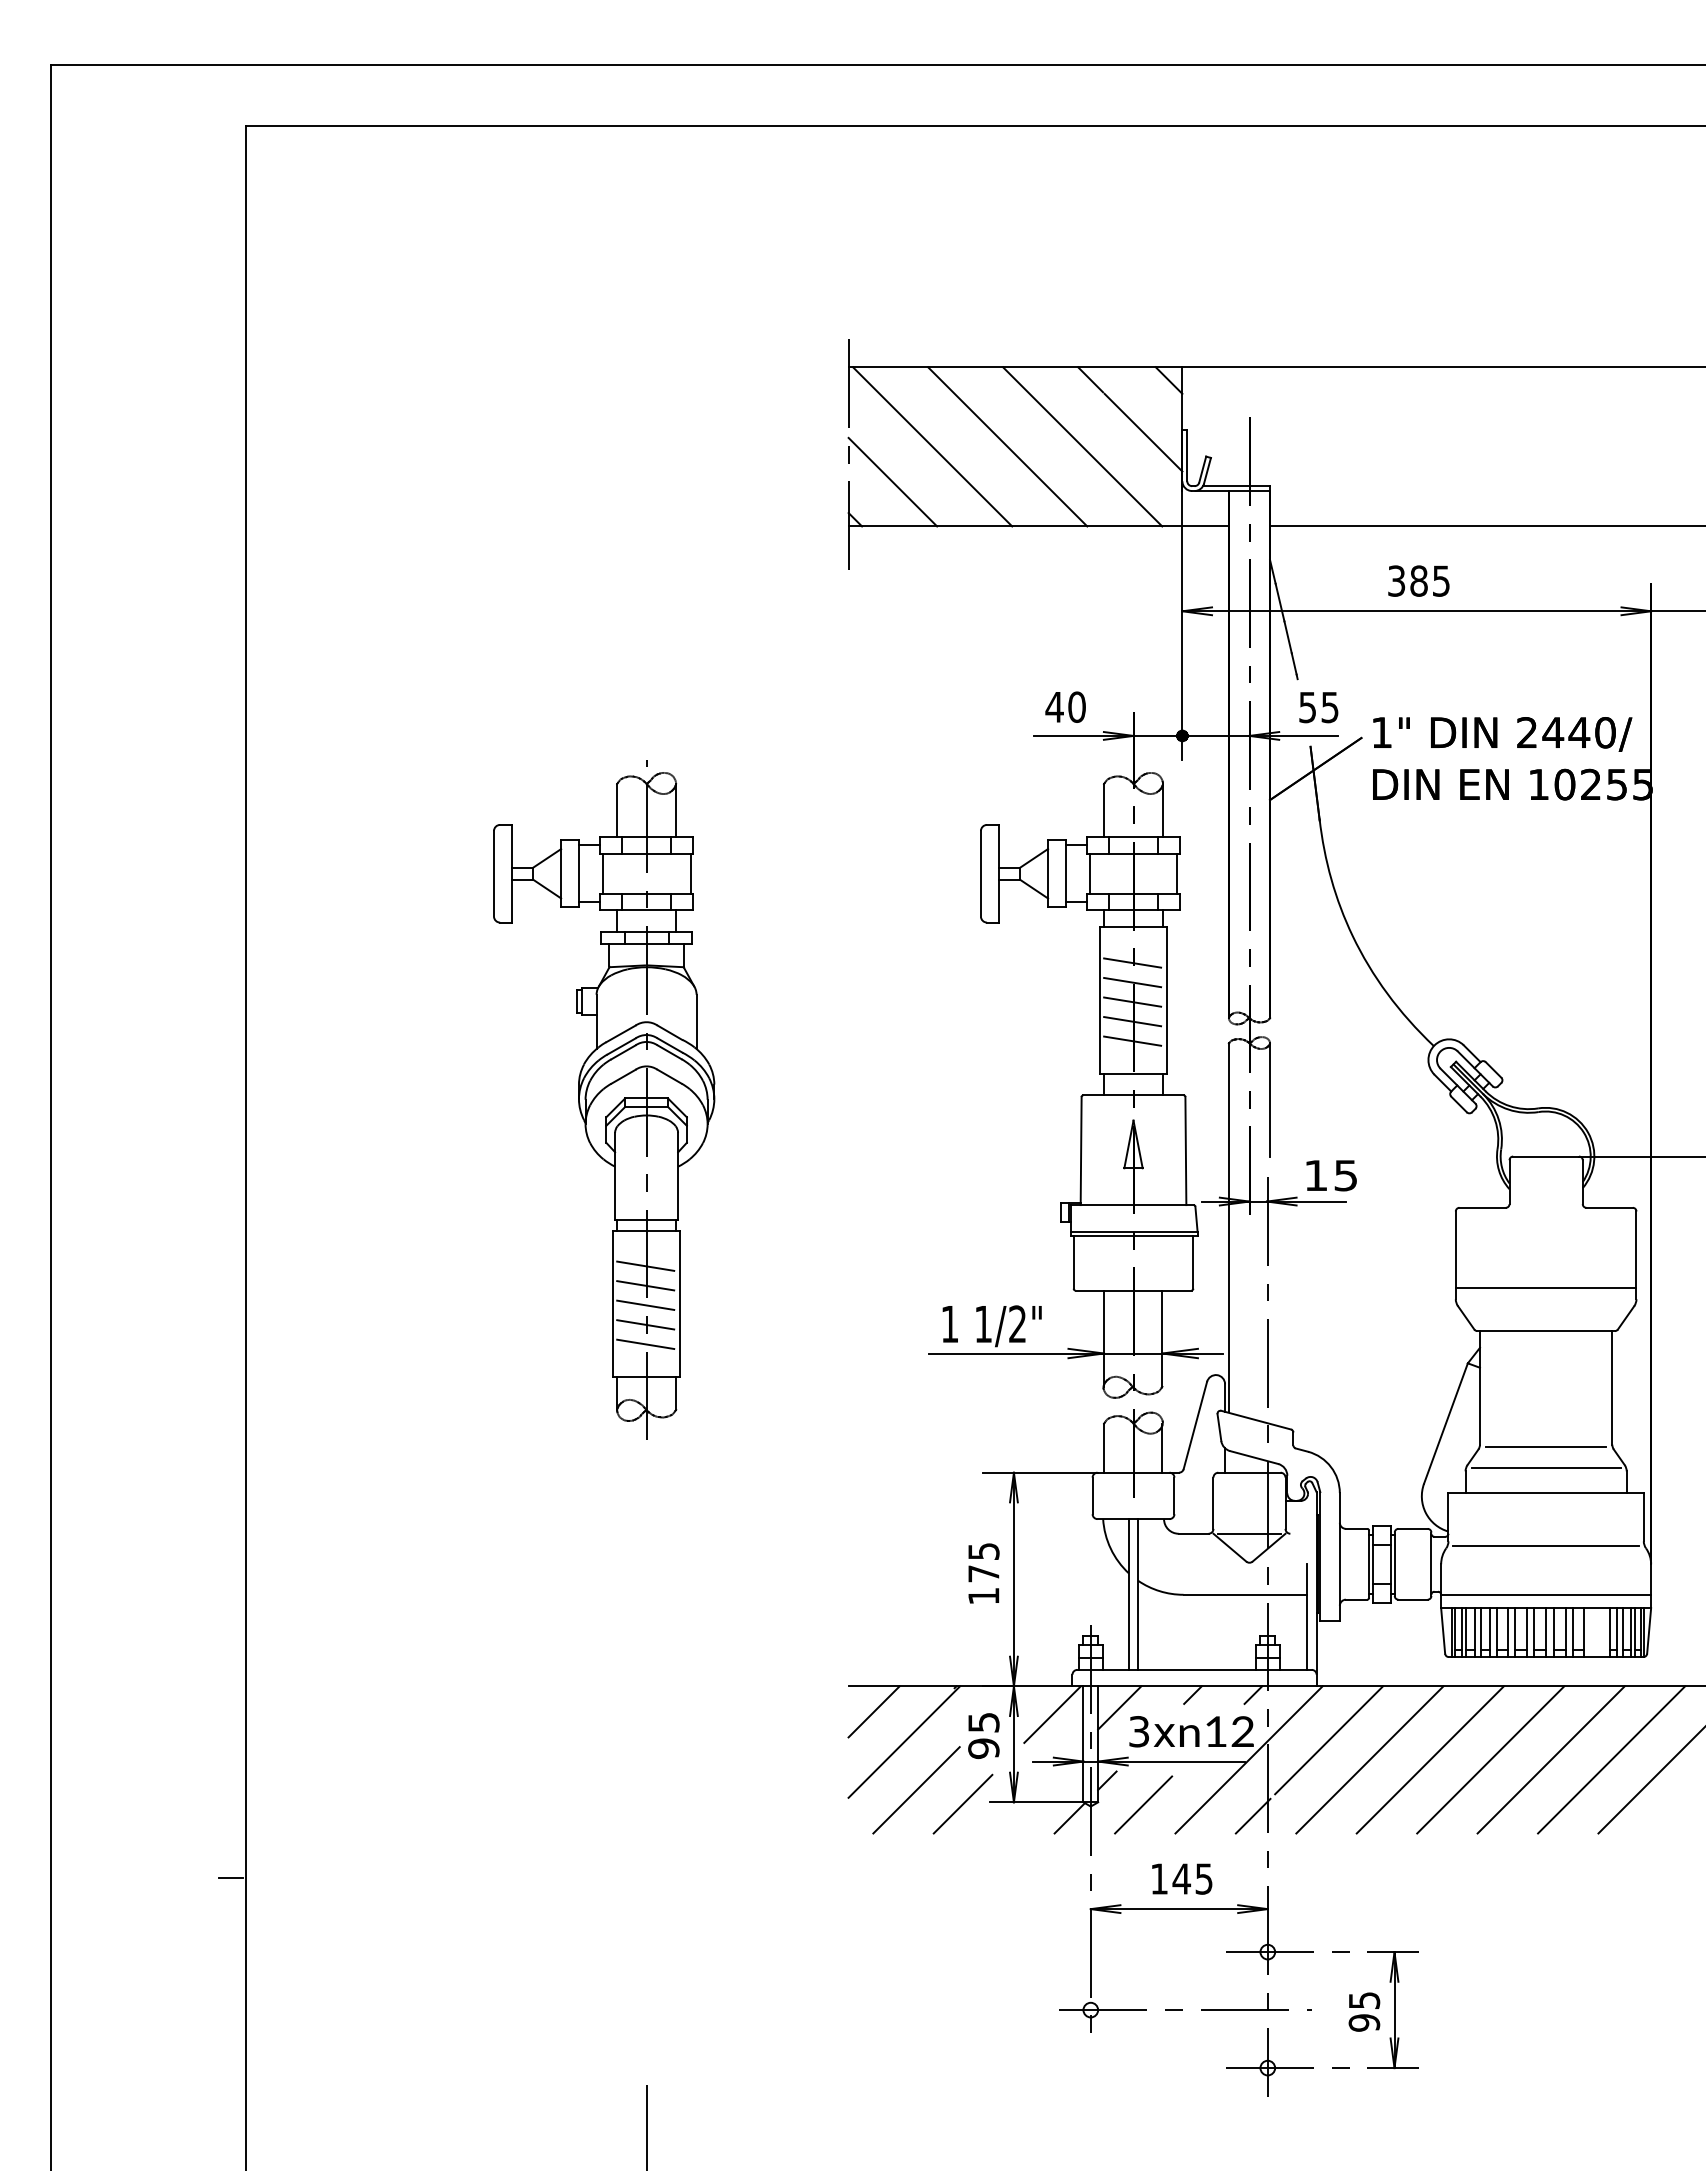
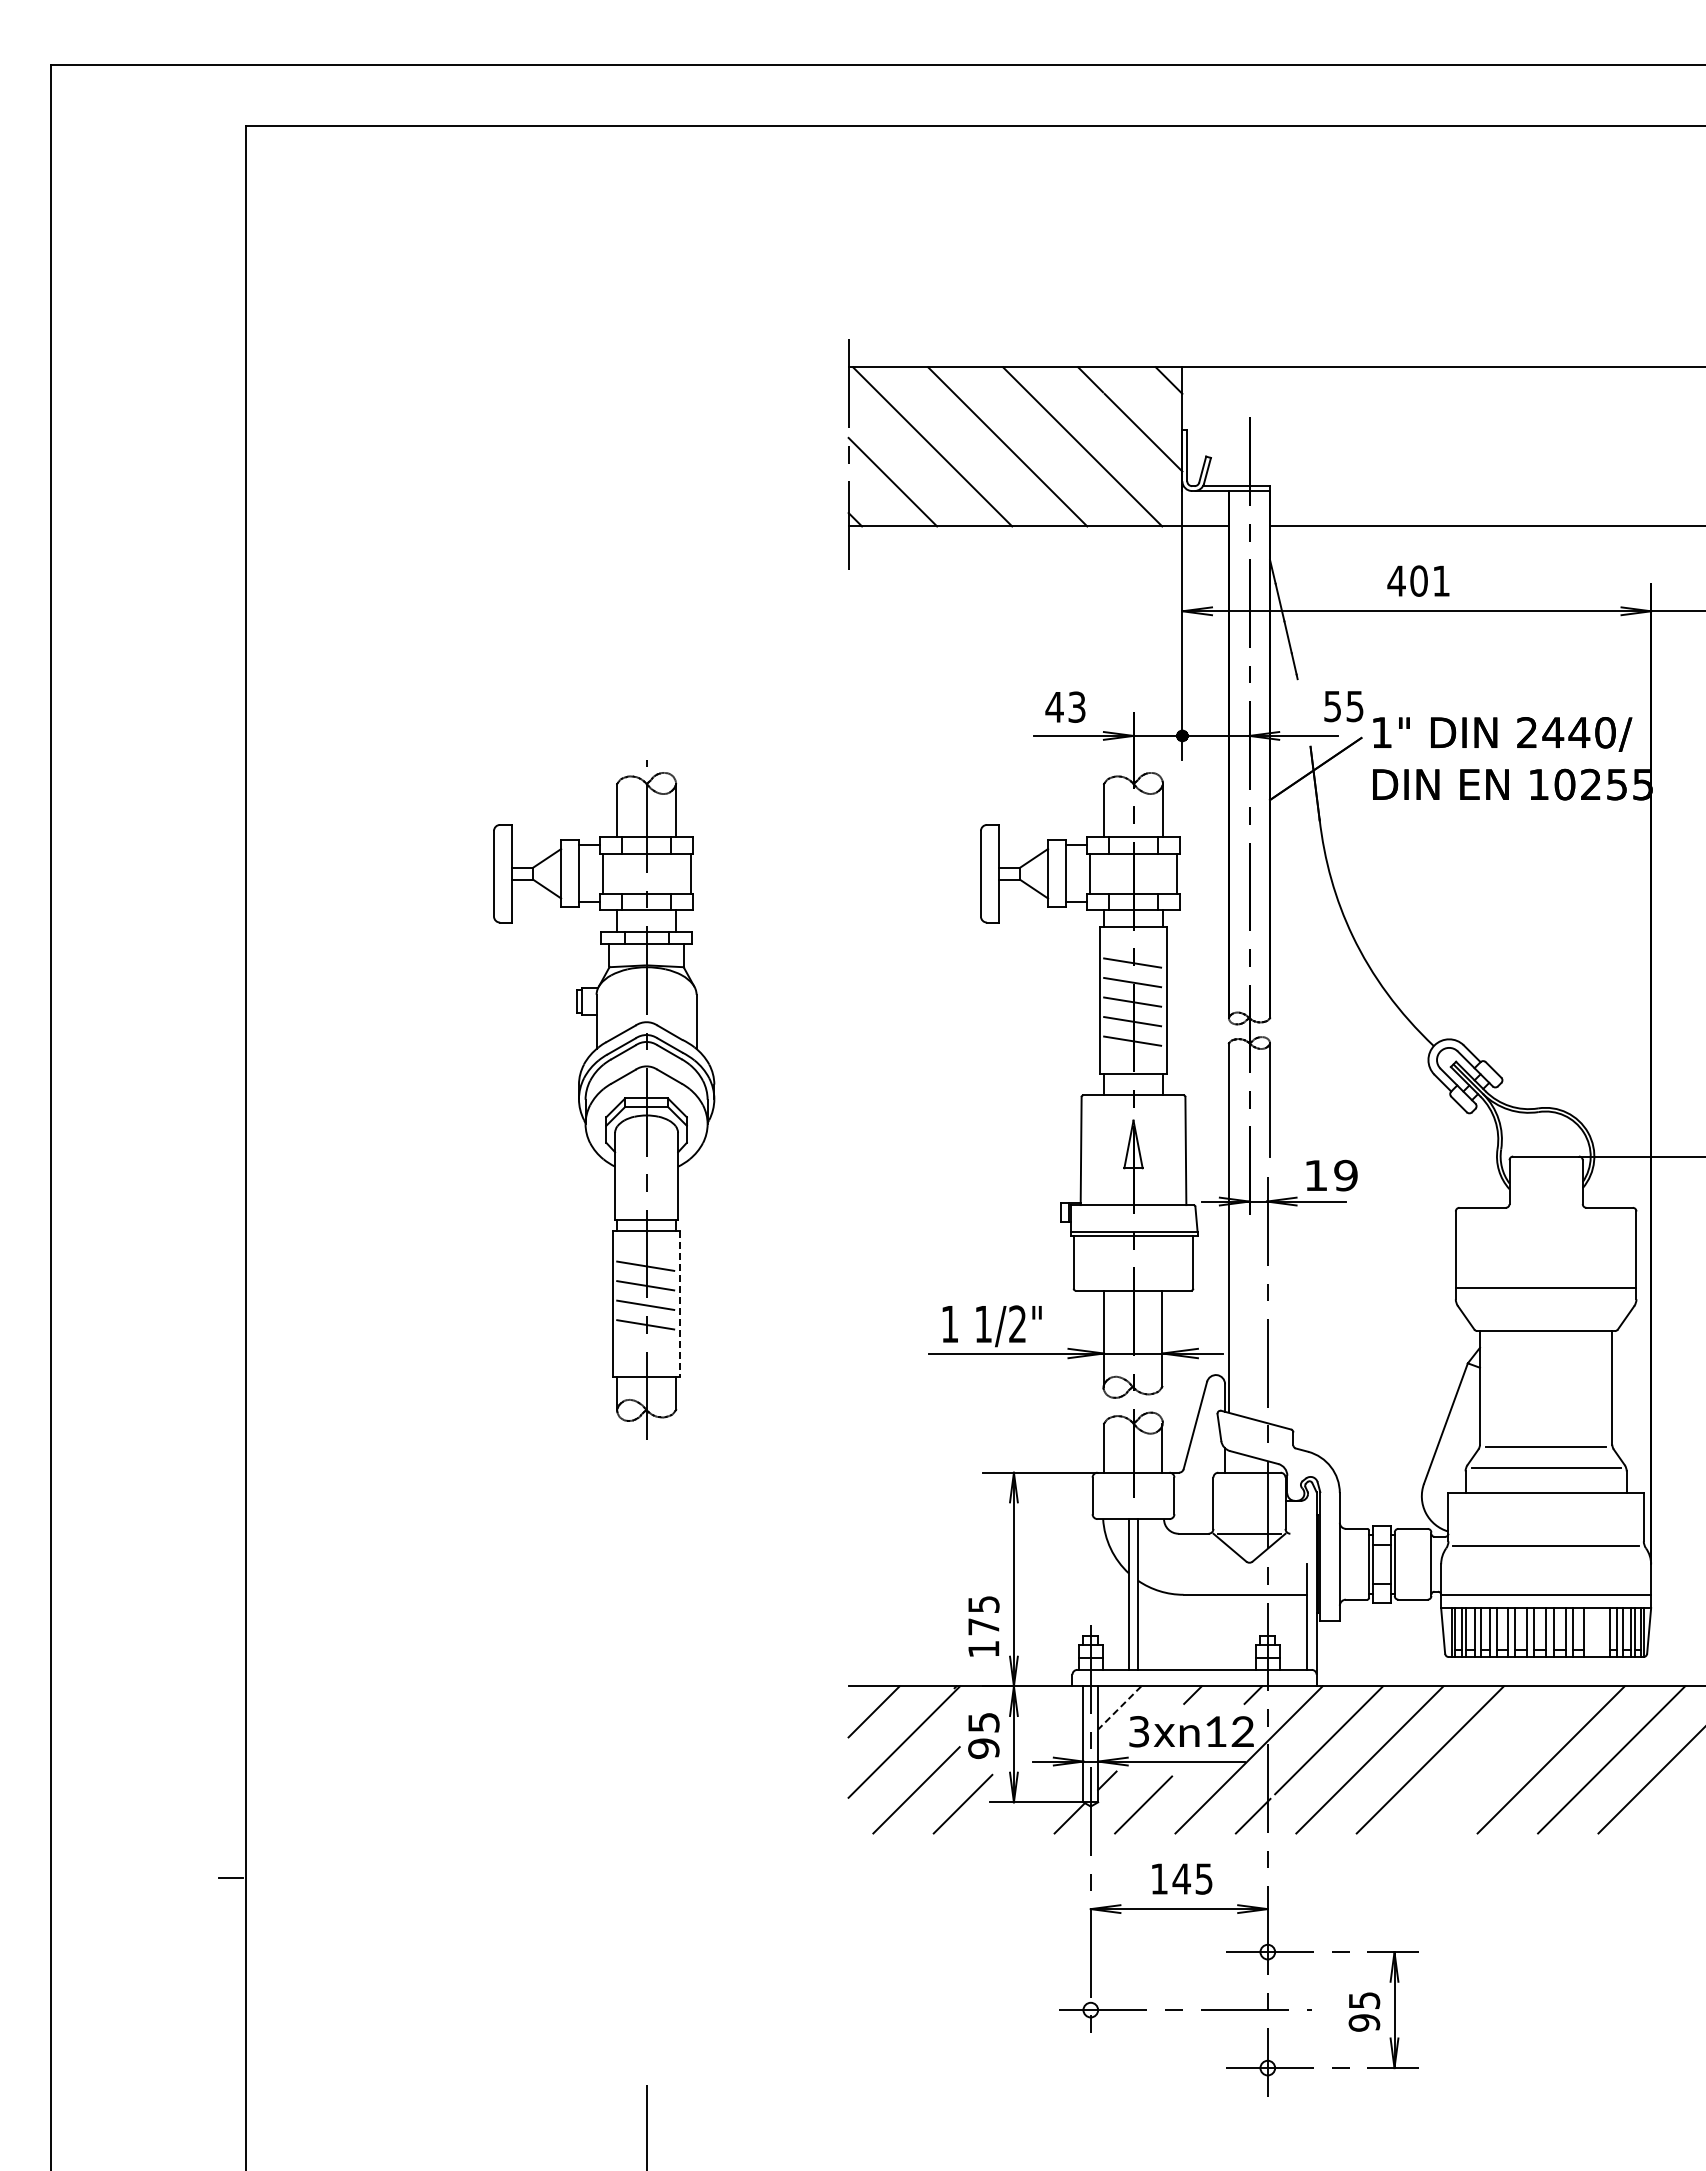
text: 385 -> 401 (1418, 580)
text: 40 -> 43 (1076, 706)
text position: (1318, 707) -> (1343, 706) (1343, 706)
text: 15 -> 19 (1345, 1175)
line: solid -> dashed (680, 1304)
line: present -> none (645, 1344)
text position: (983, 1573) -> (983, 1626) (983, 1626)
line: solid -> dashed (1119, 1707)
line: present -> none (1052, 1714)
line: present -> none (1490, 1759)
